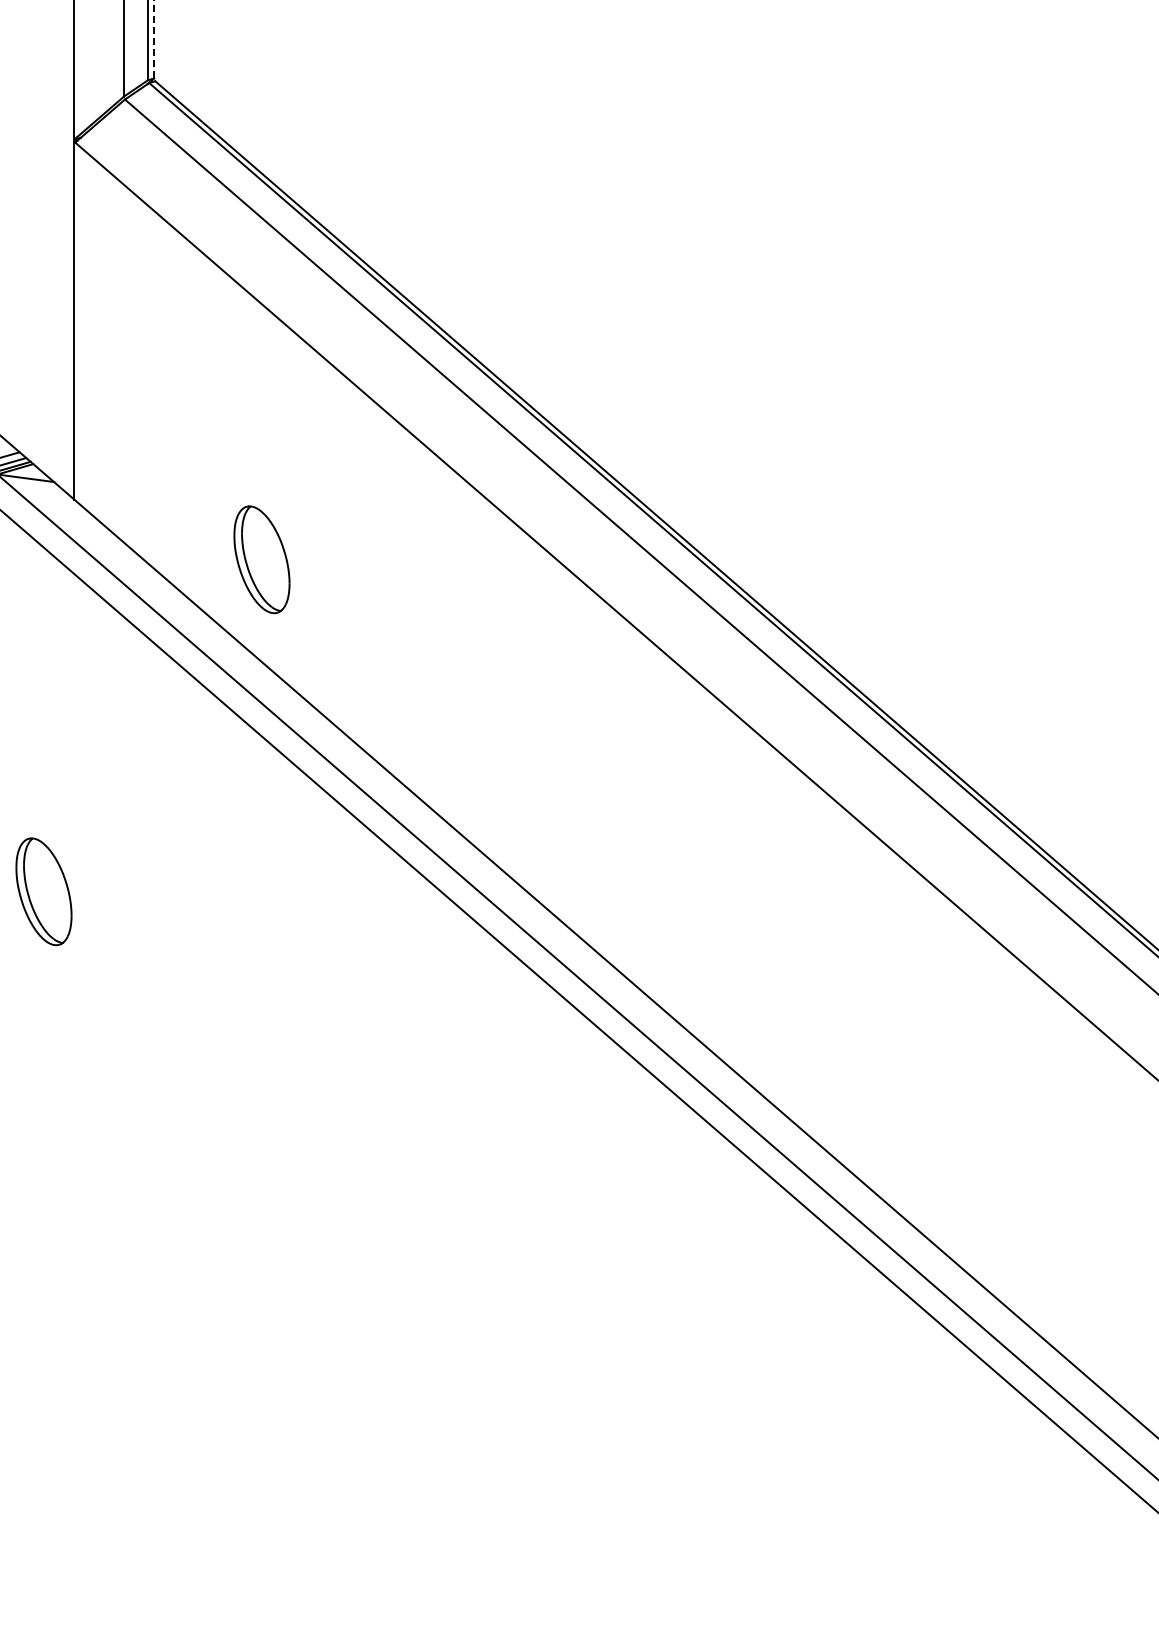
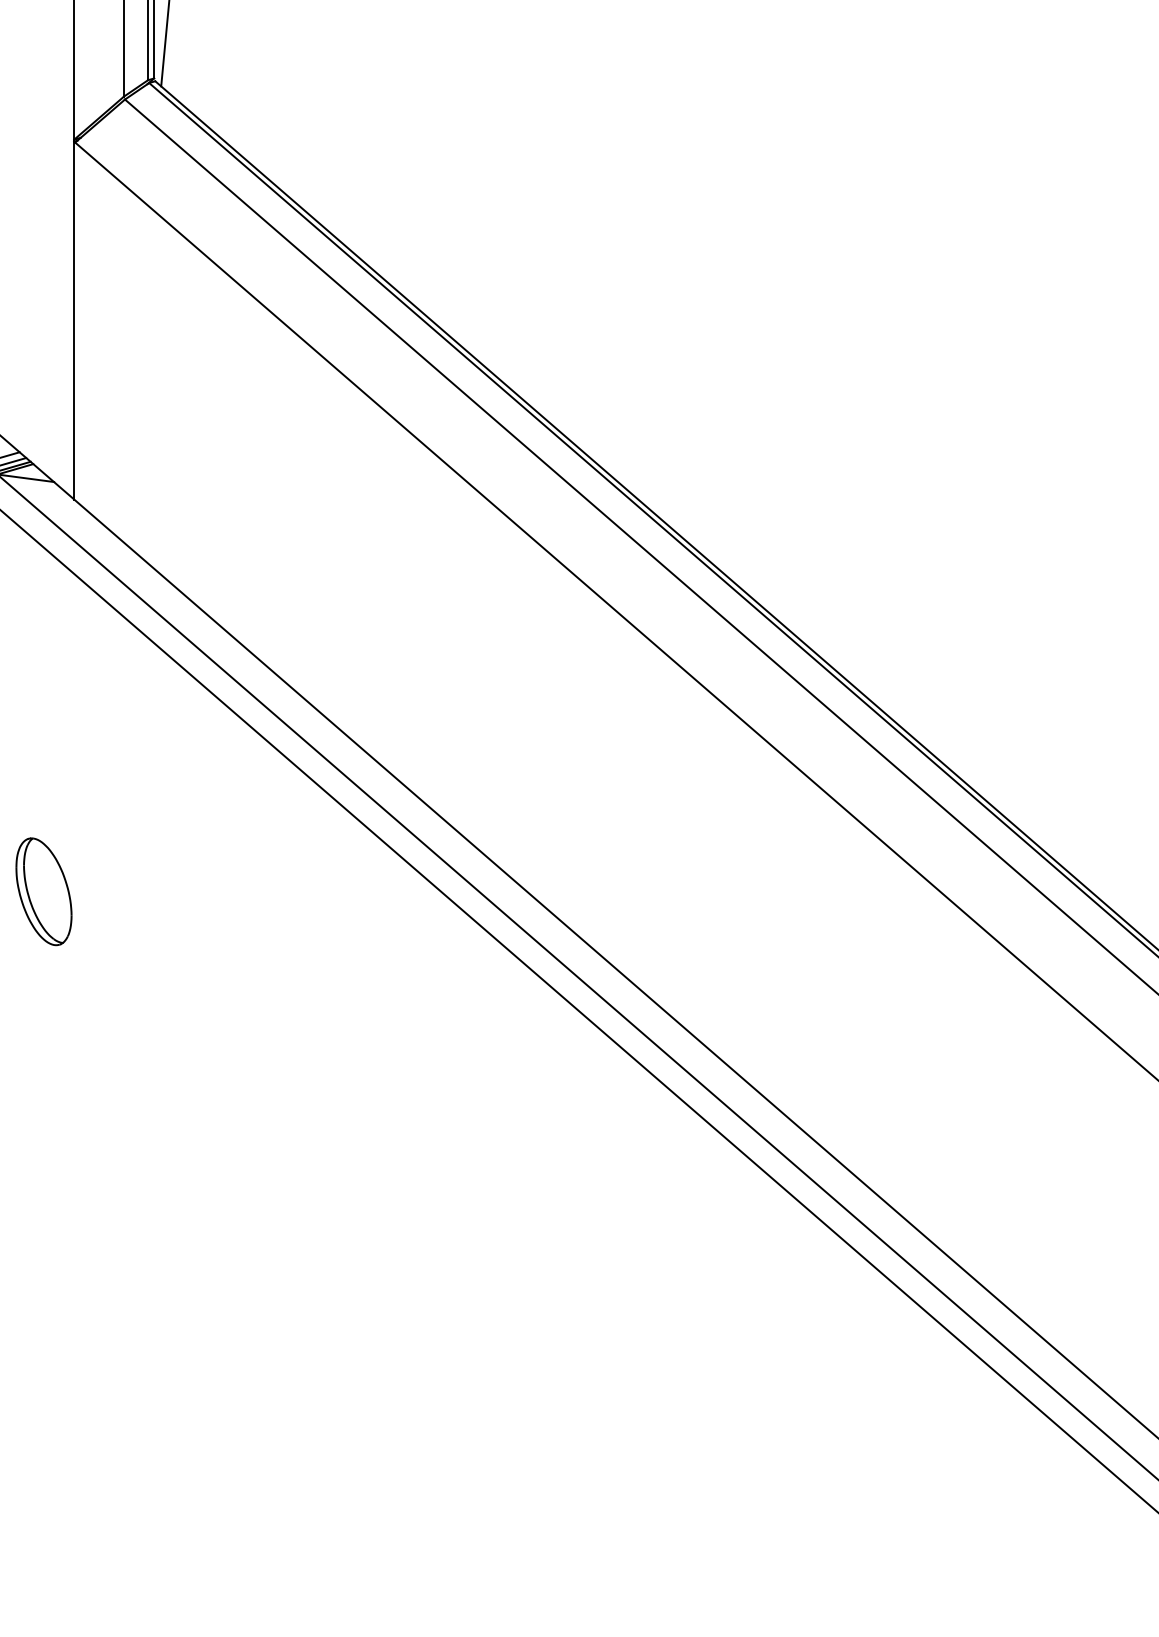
line: dashed -> solid (154, 39)
line: none -> present (165, 44)
part: present -> none (261, 559)
